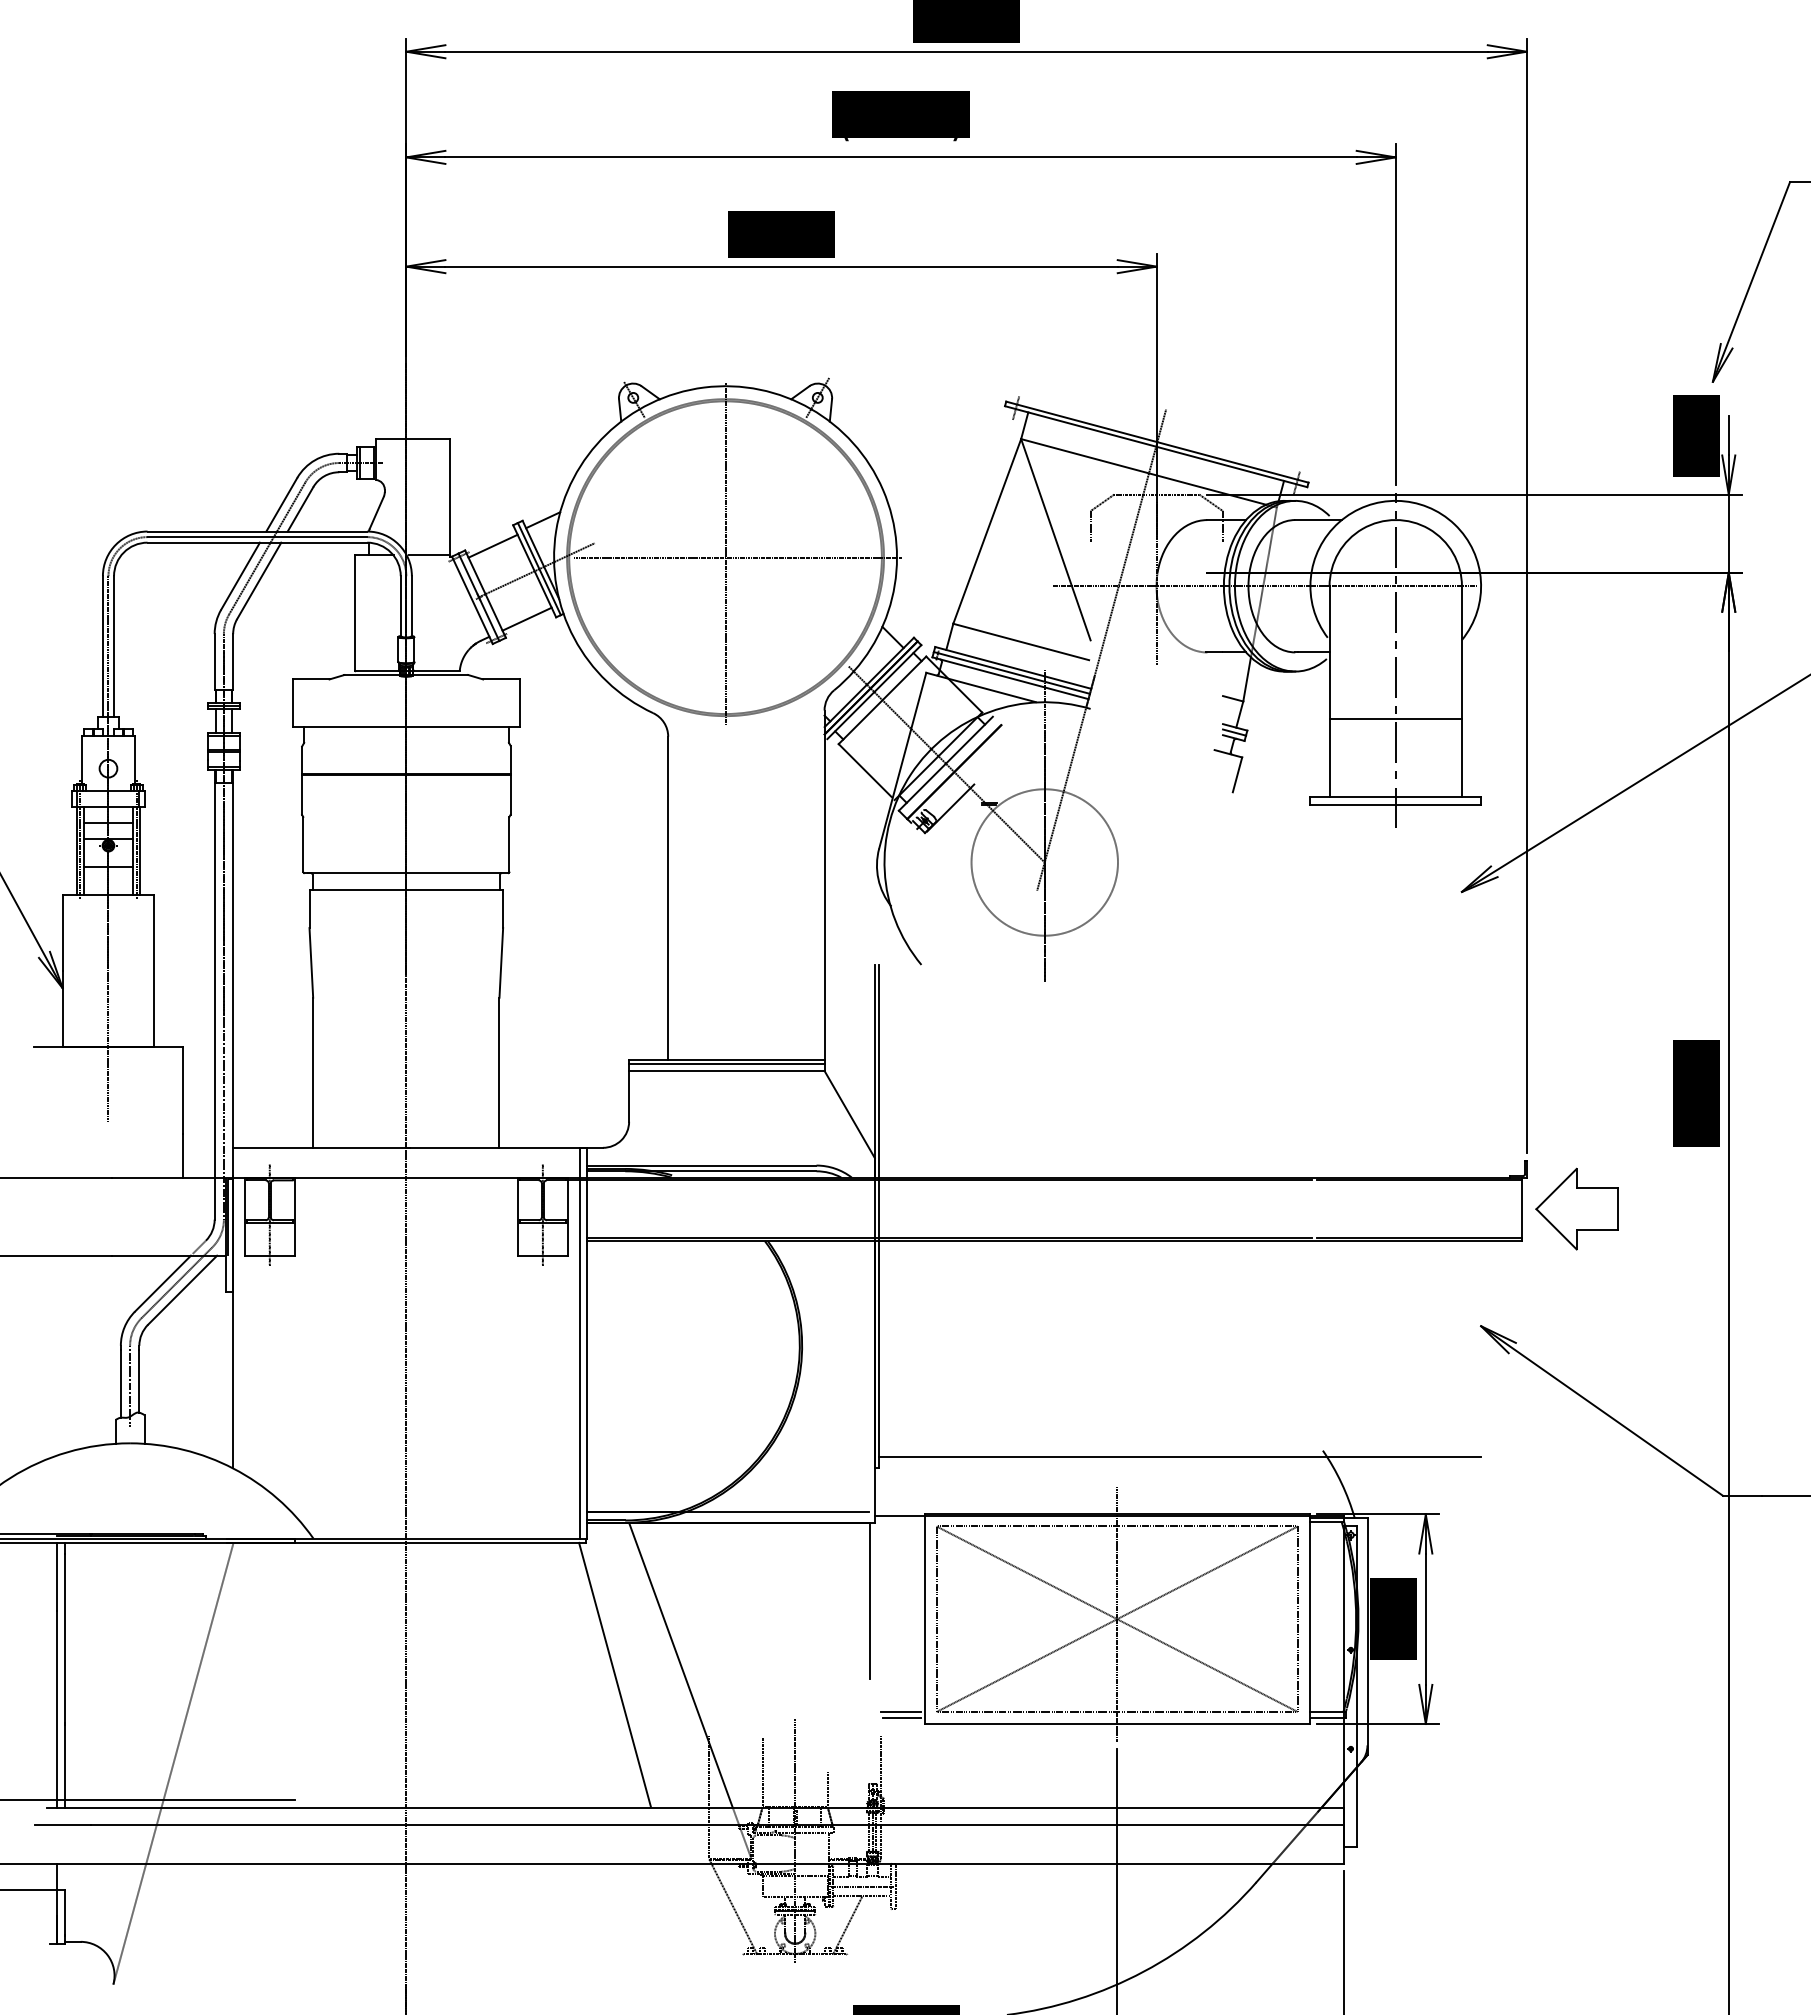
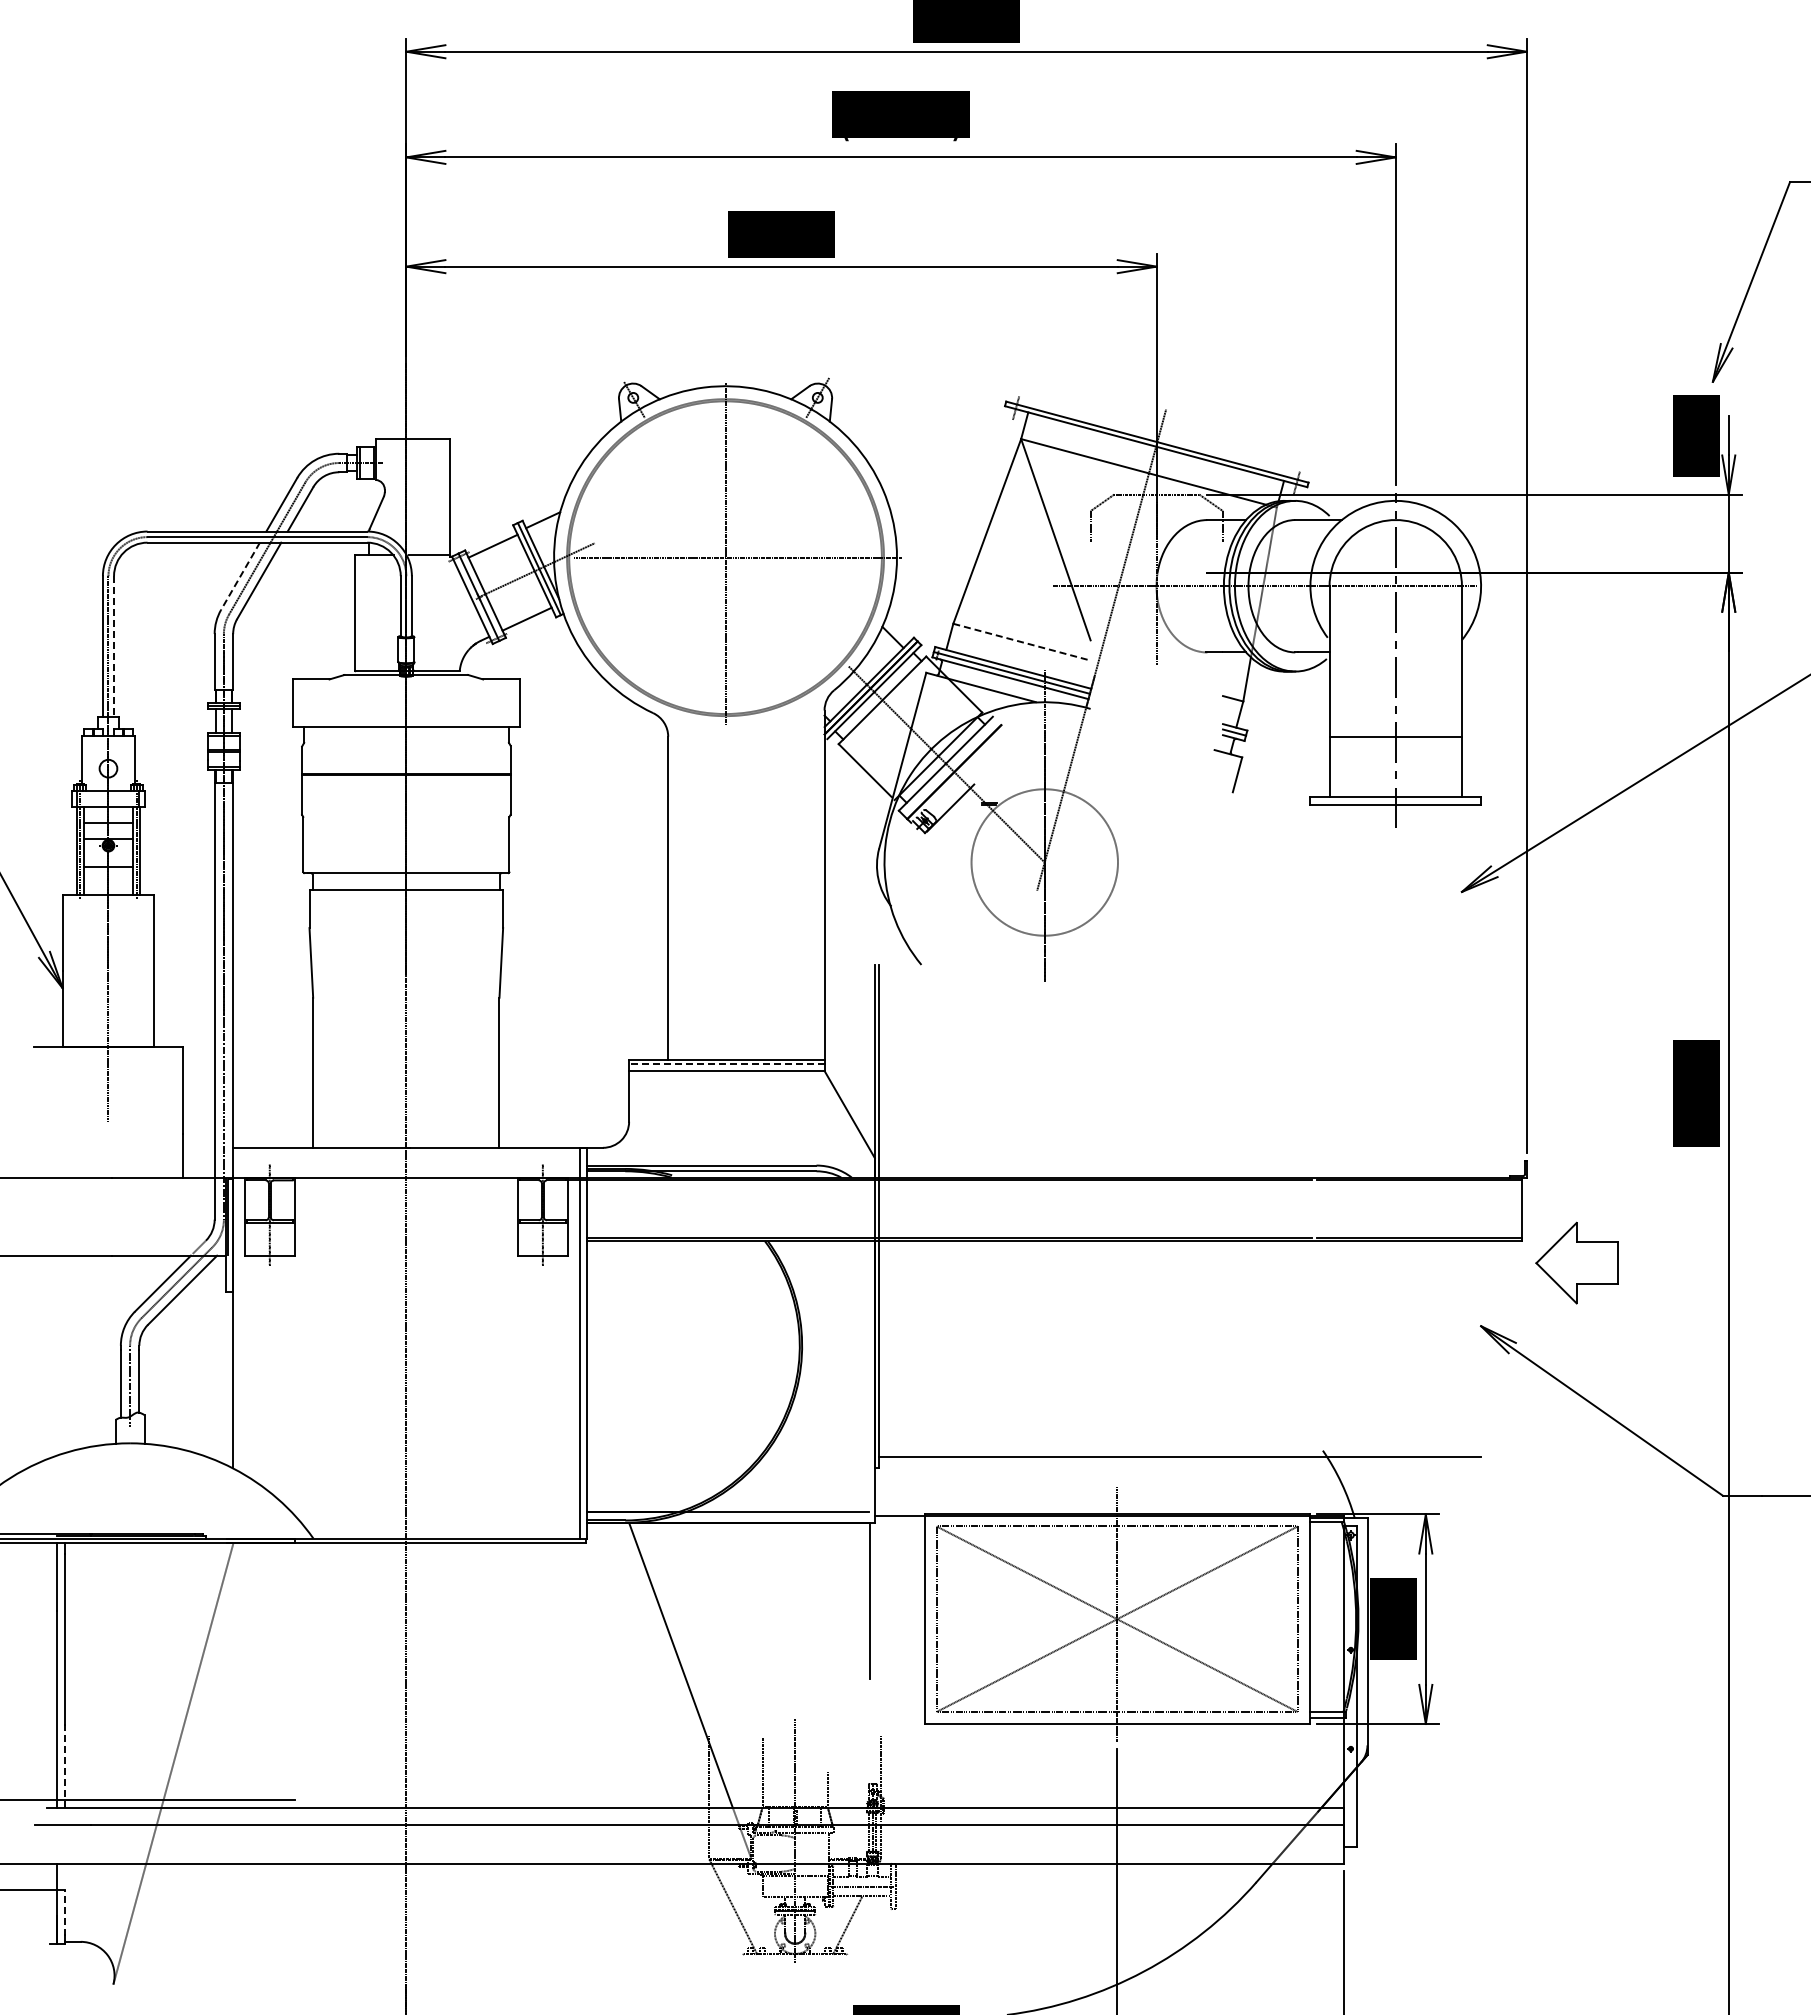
line: solid -> dashed (240, 576)
line: solid -> dashed (1021, 642)
line: solid -> dashed (114, 646)
line position: (1395, 718) -> (1395, 736) (1395, 736)
line: solid -> dashed (726, 1064)
part position: (1576, 1208) -> (1576, 1262) (1576, 1262)
line: present -> none (614, 1674)
line: present -> none (900, 1712)
line: present -> none (901, 1718)
line: solid -> dashed (64, 1765)
line: solid -> dashed (64, 1912)
